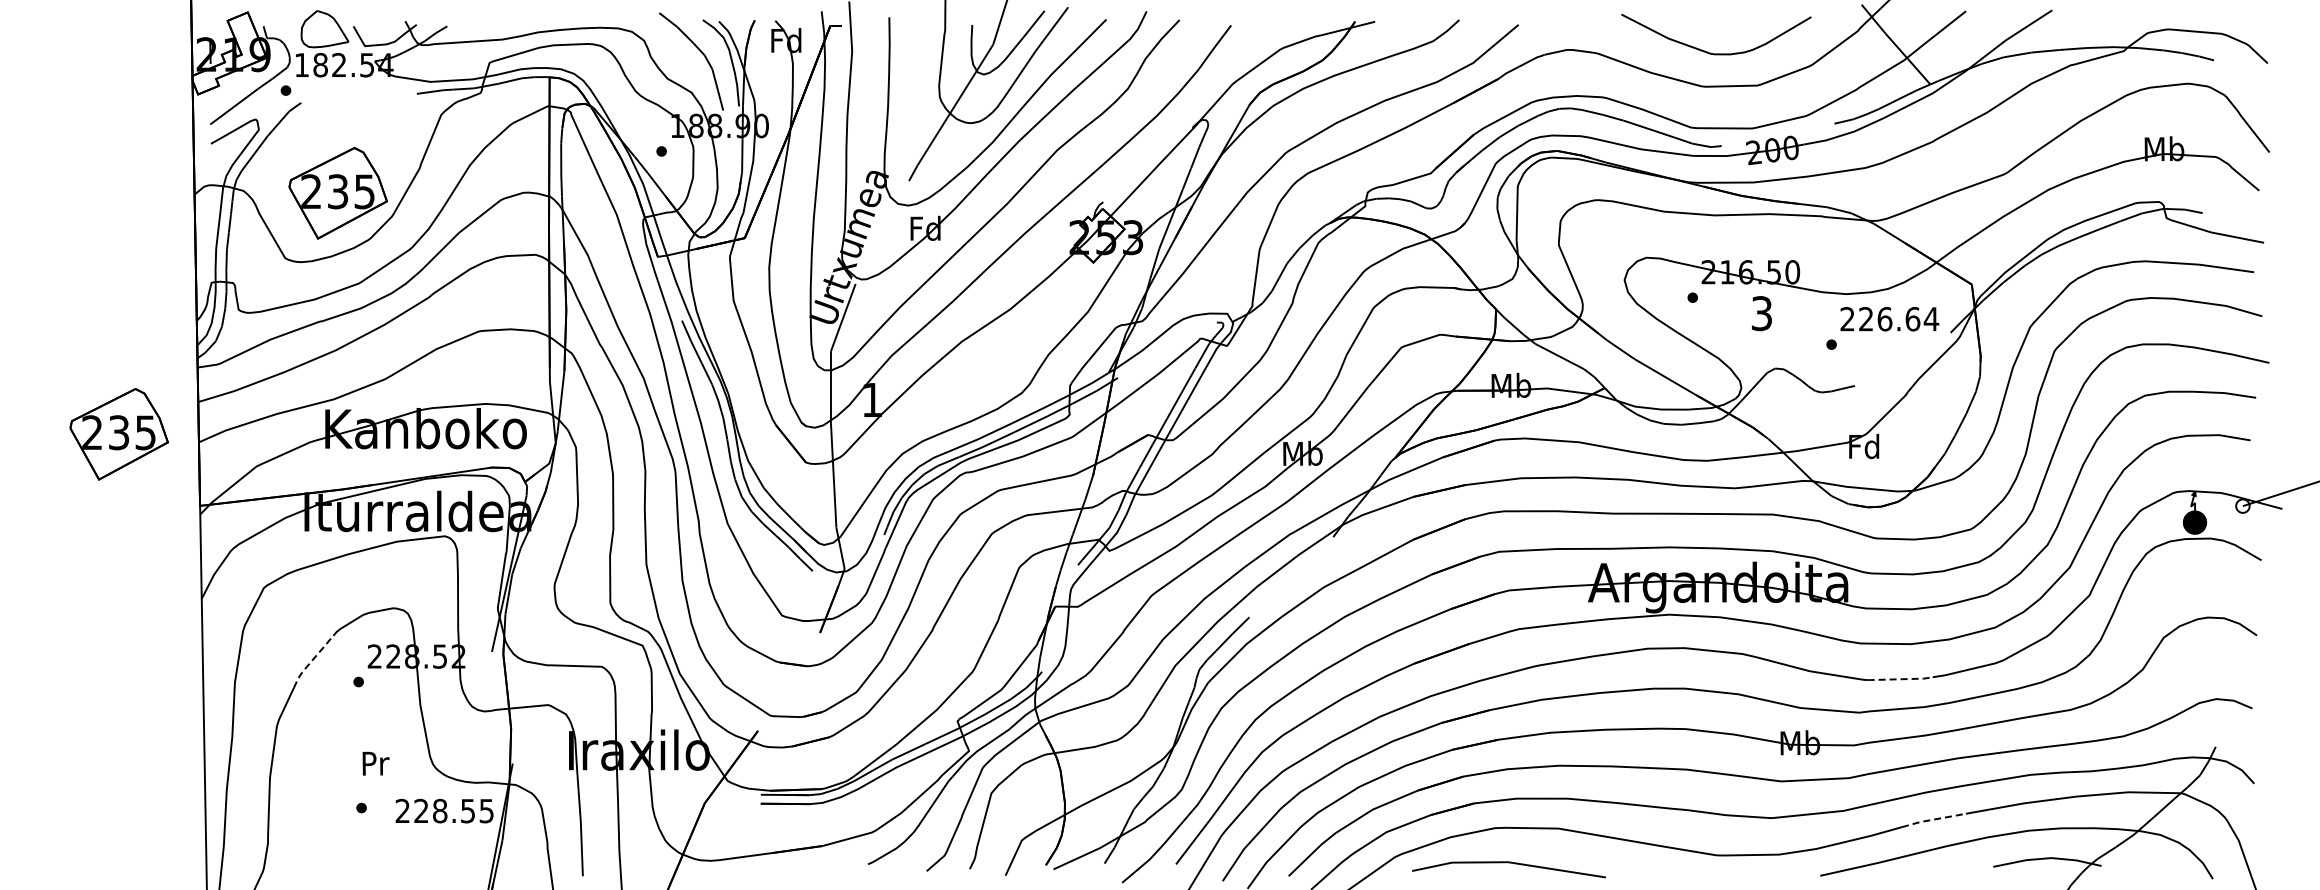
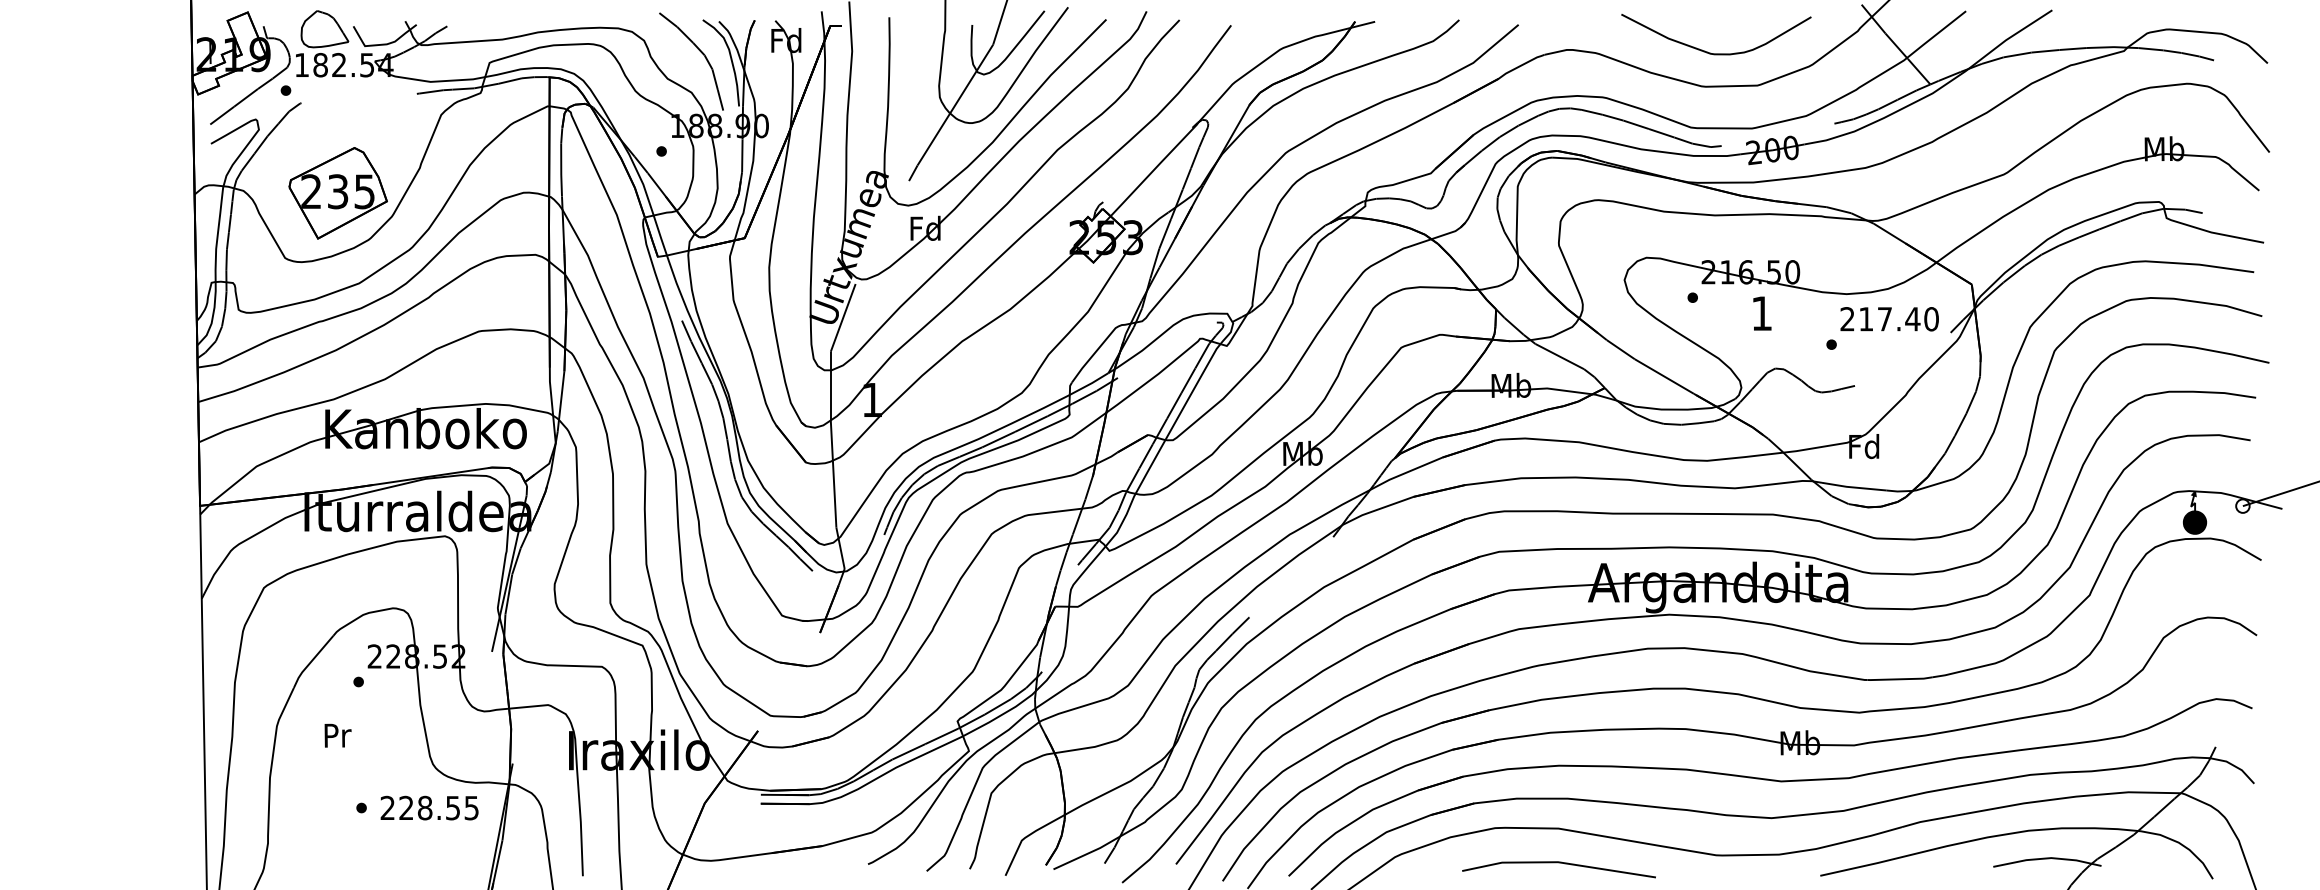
text: 3 -> 1 (1761, 313)
text: 226.64 -> 217.40 (1899, 319)
part: present -> none (118, 434)
line: dashed -> solid (311, 661)
line: dashed -> solid (1901, 679)
text position: (375, 763) -> (337, 735) (337, 735)
text position: (444, 810) -> (429, 807) (429, 807)
line: dashed -> solid (1933, 819)
line position: (1508, 863) -> (1558, 863) (1558, 863)
